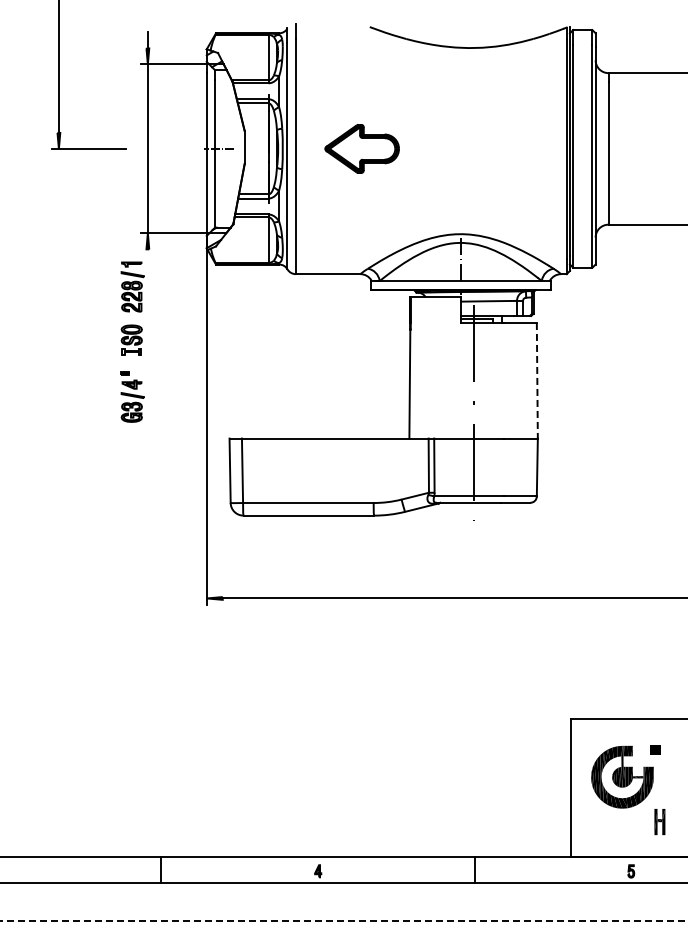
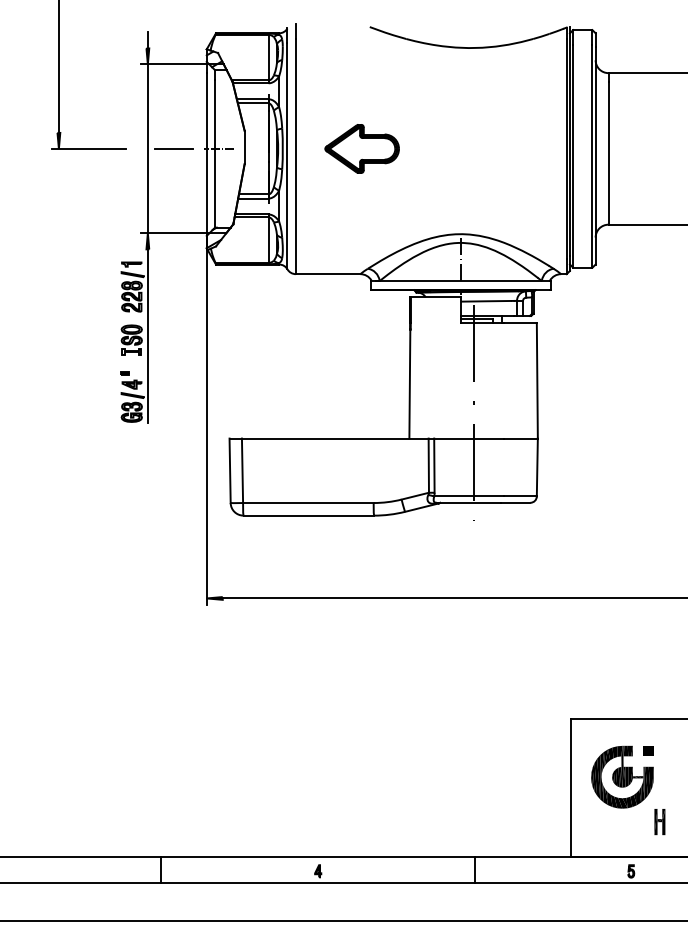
line: none -> present (173, 148)
line: none -> present (147, 335)
line: dashed -> solid (537, 380)
part position: (655, 749) -> (648, 750) (648, 750)
line: dashed -> solid (344, 921)
